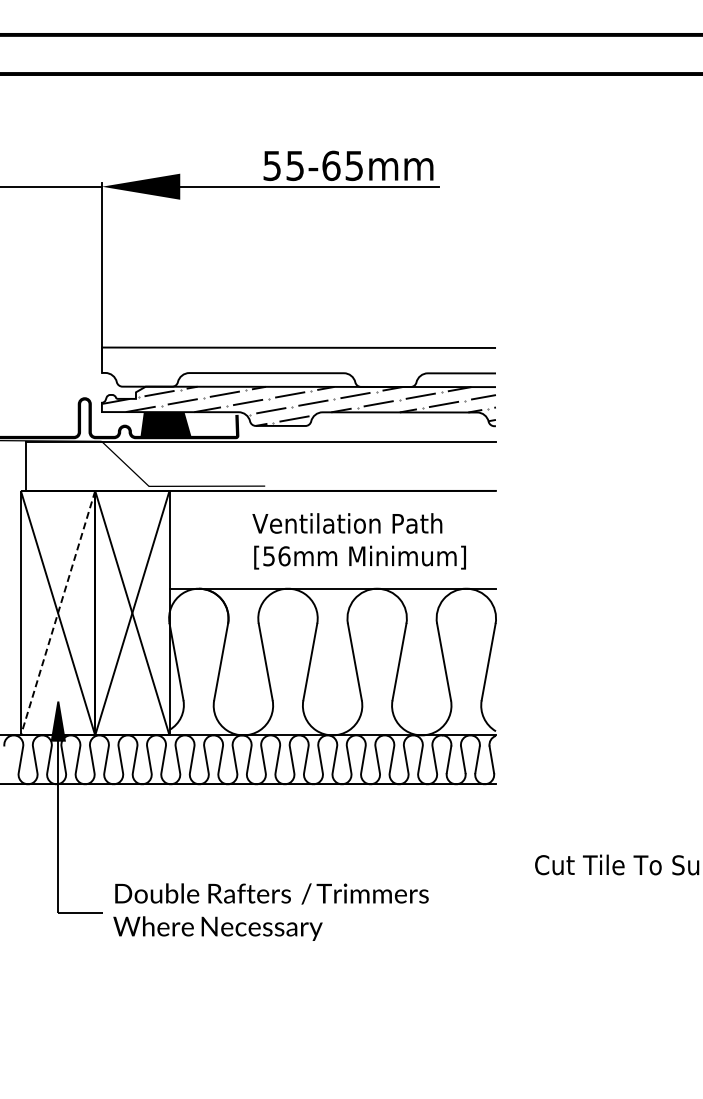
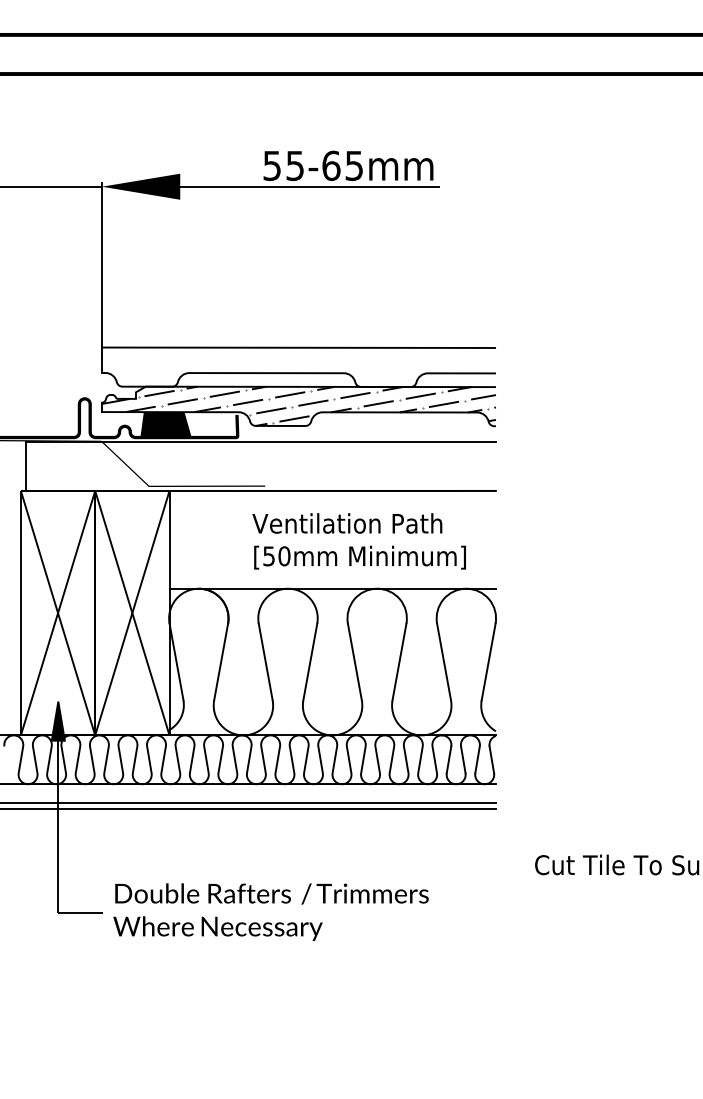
text: [56mm -> [50mm (284, 556)
line: dashed -> solid (58, 613)
line: none -> present (248, 802)
line: none -> present (248, 808)
